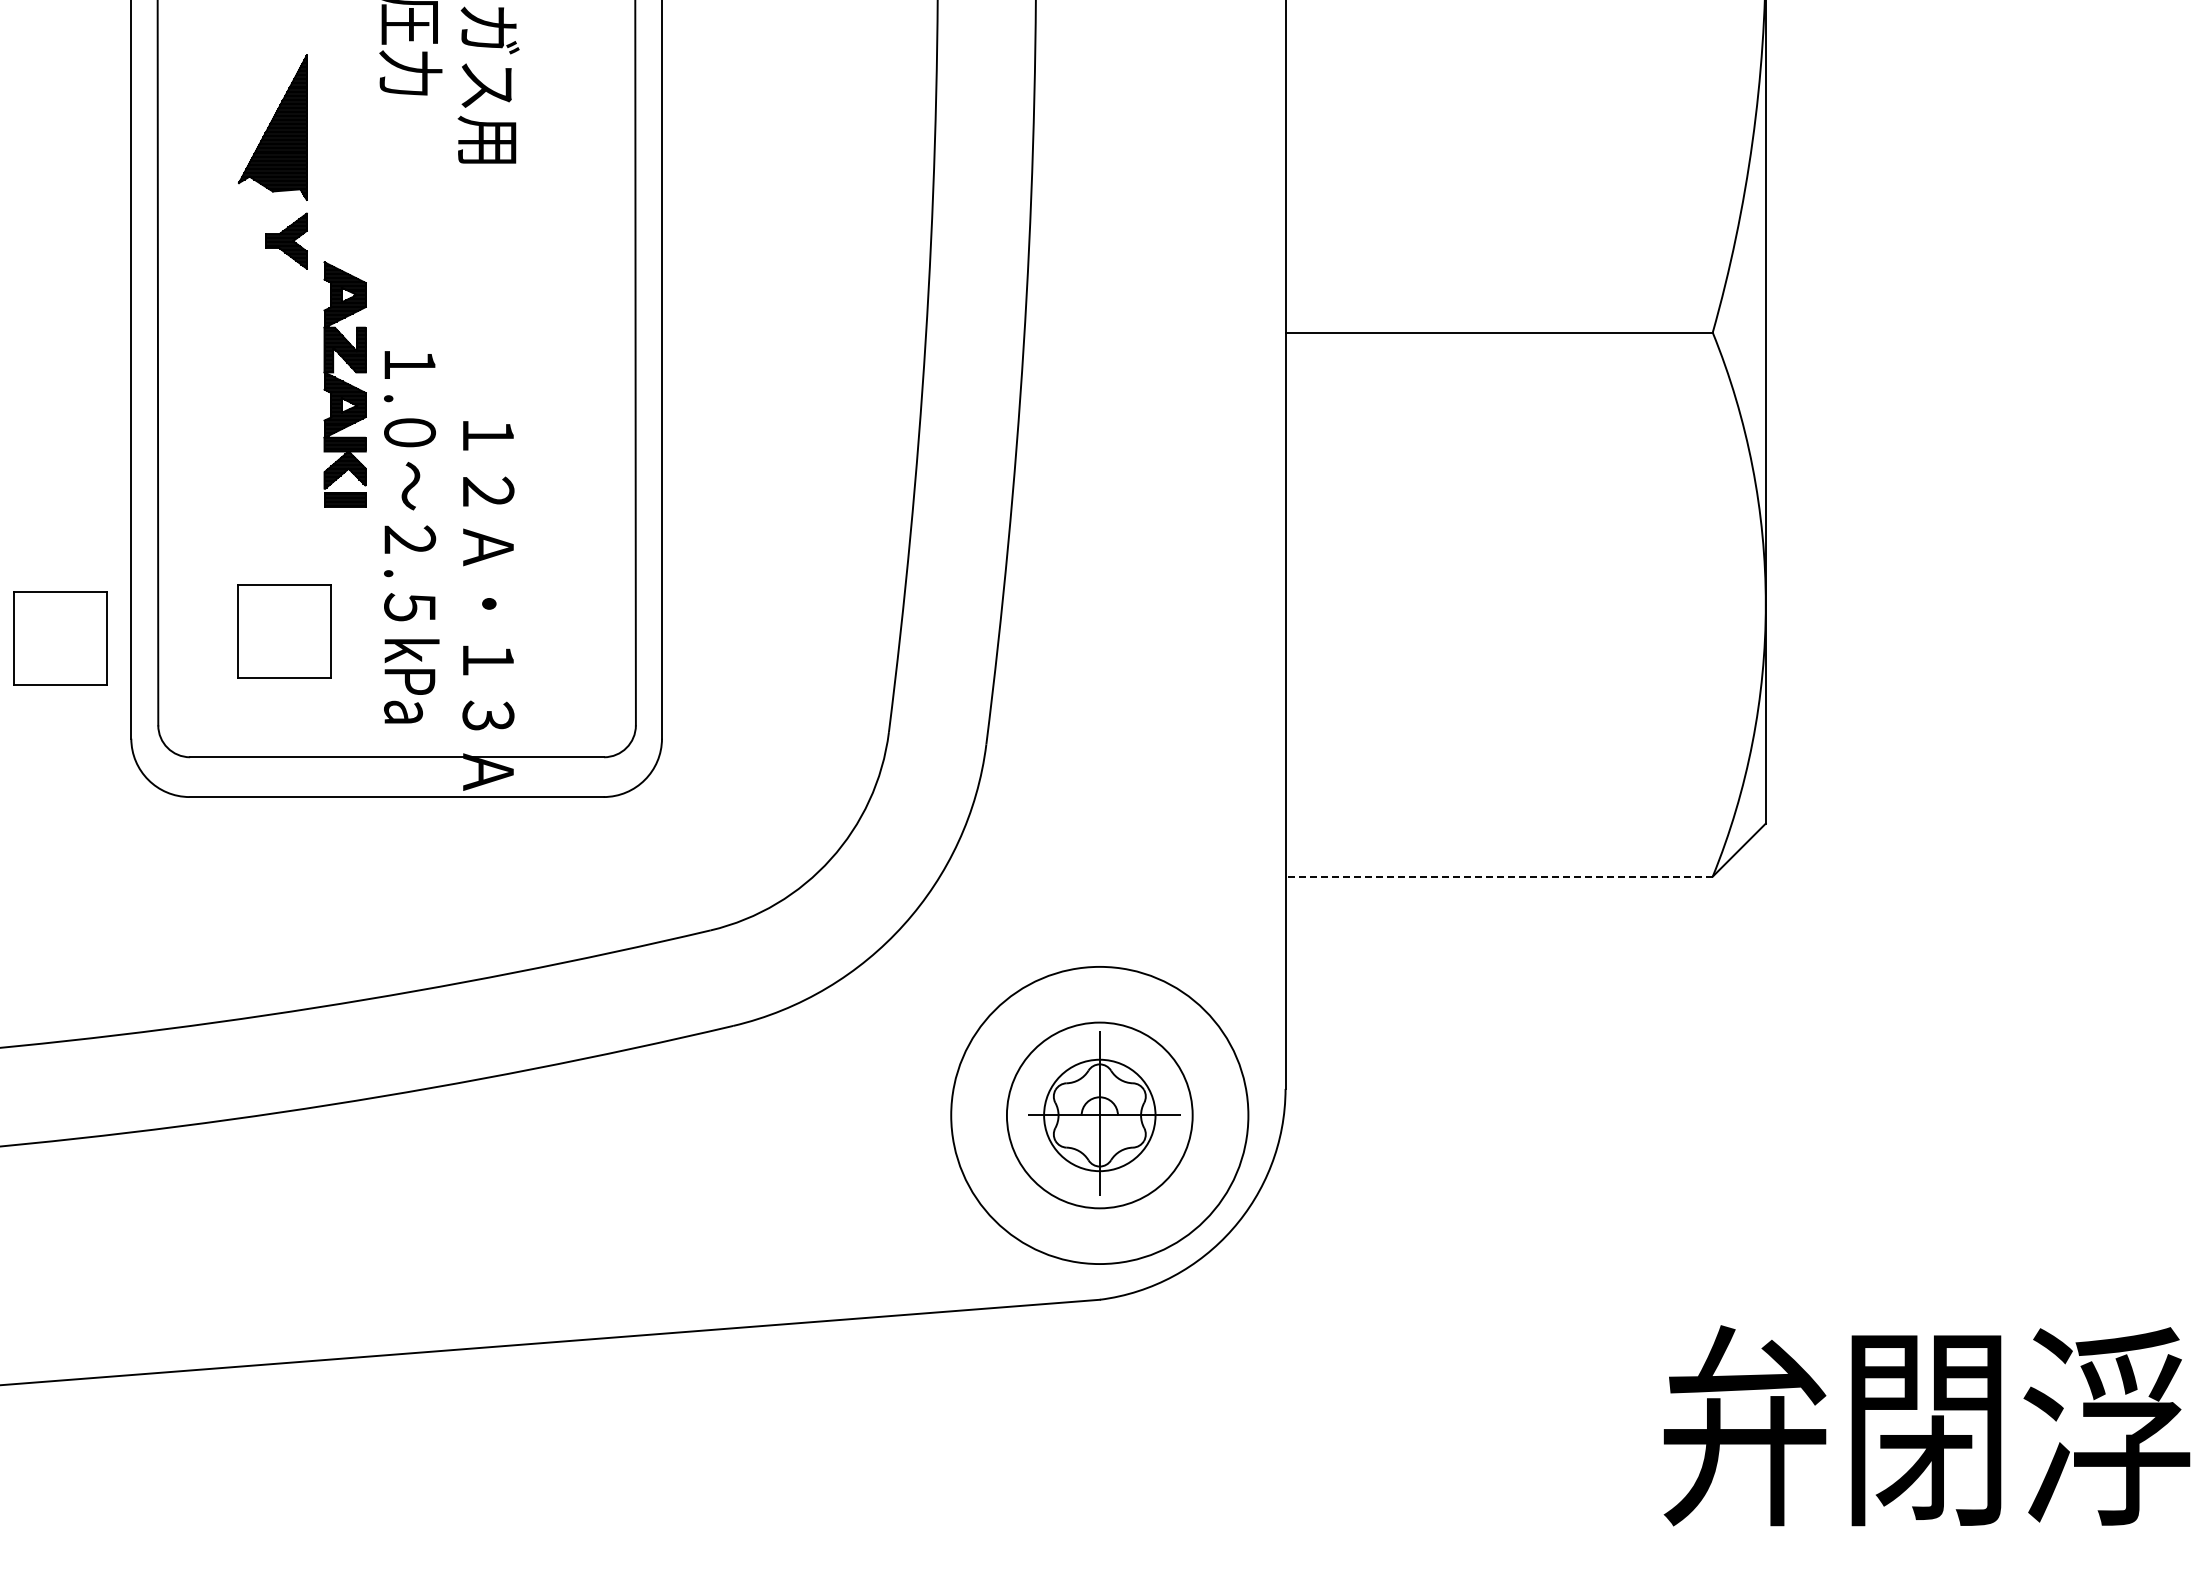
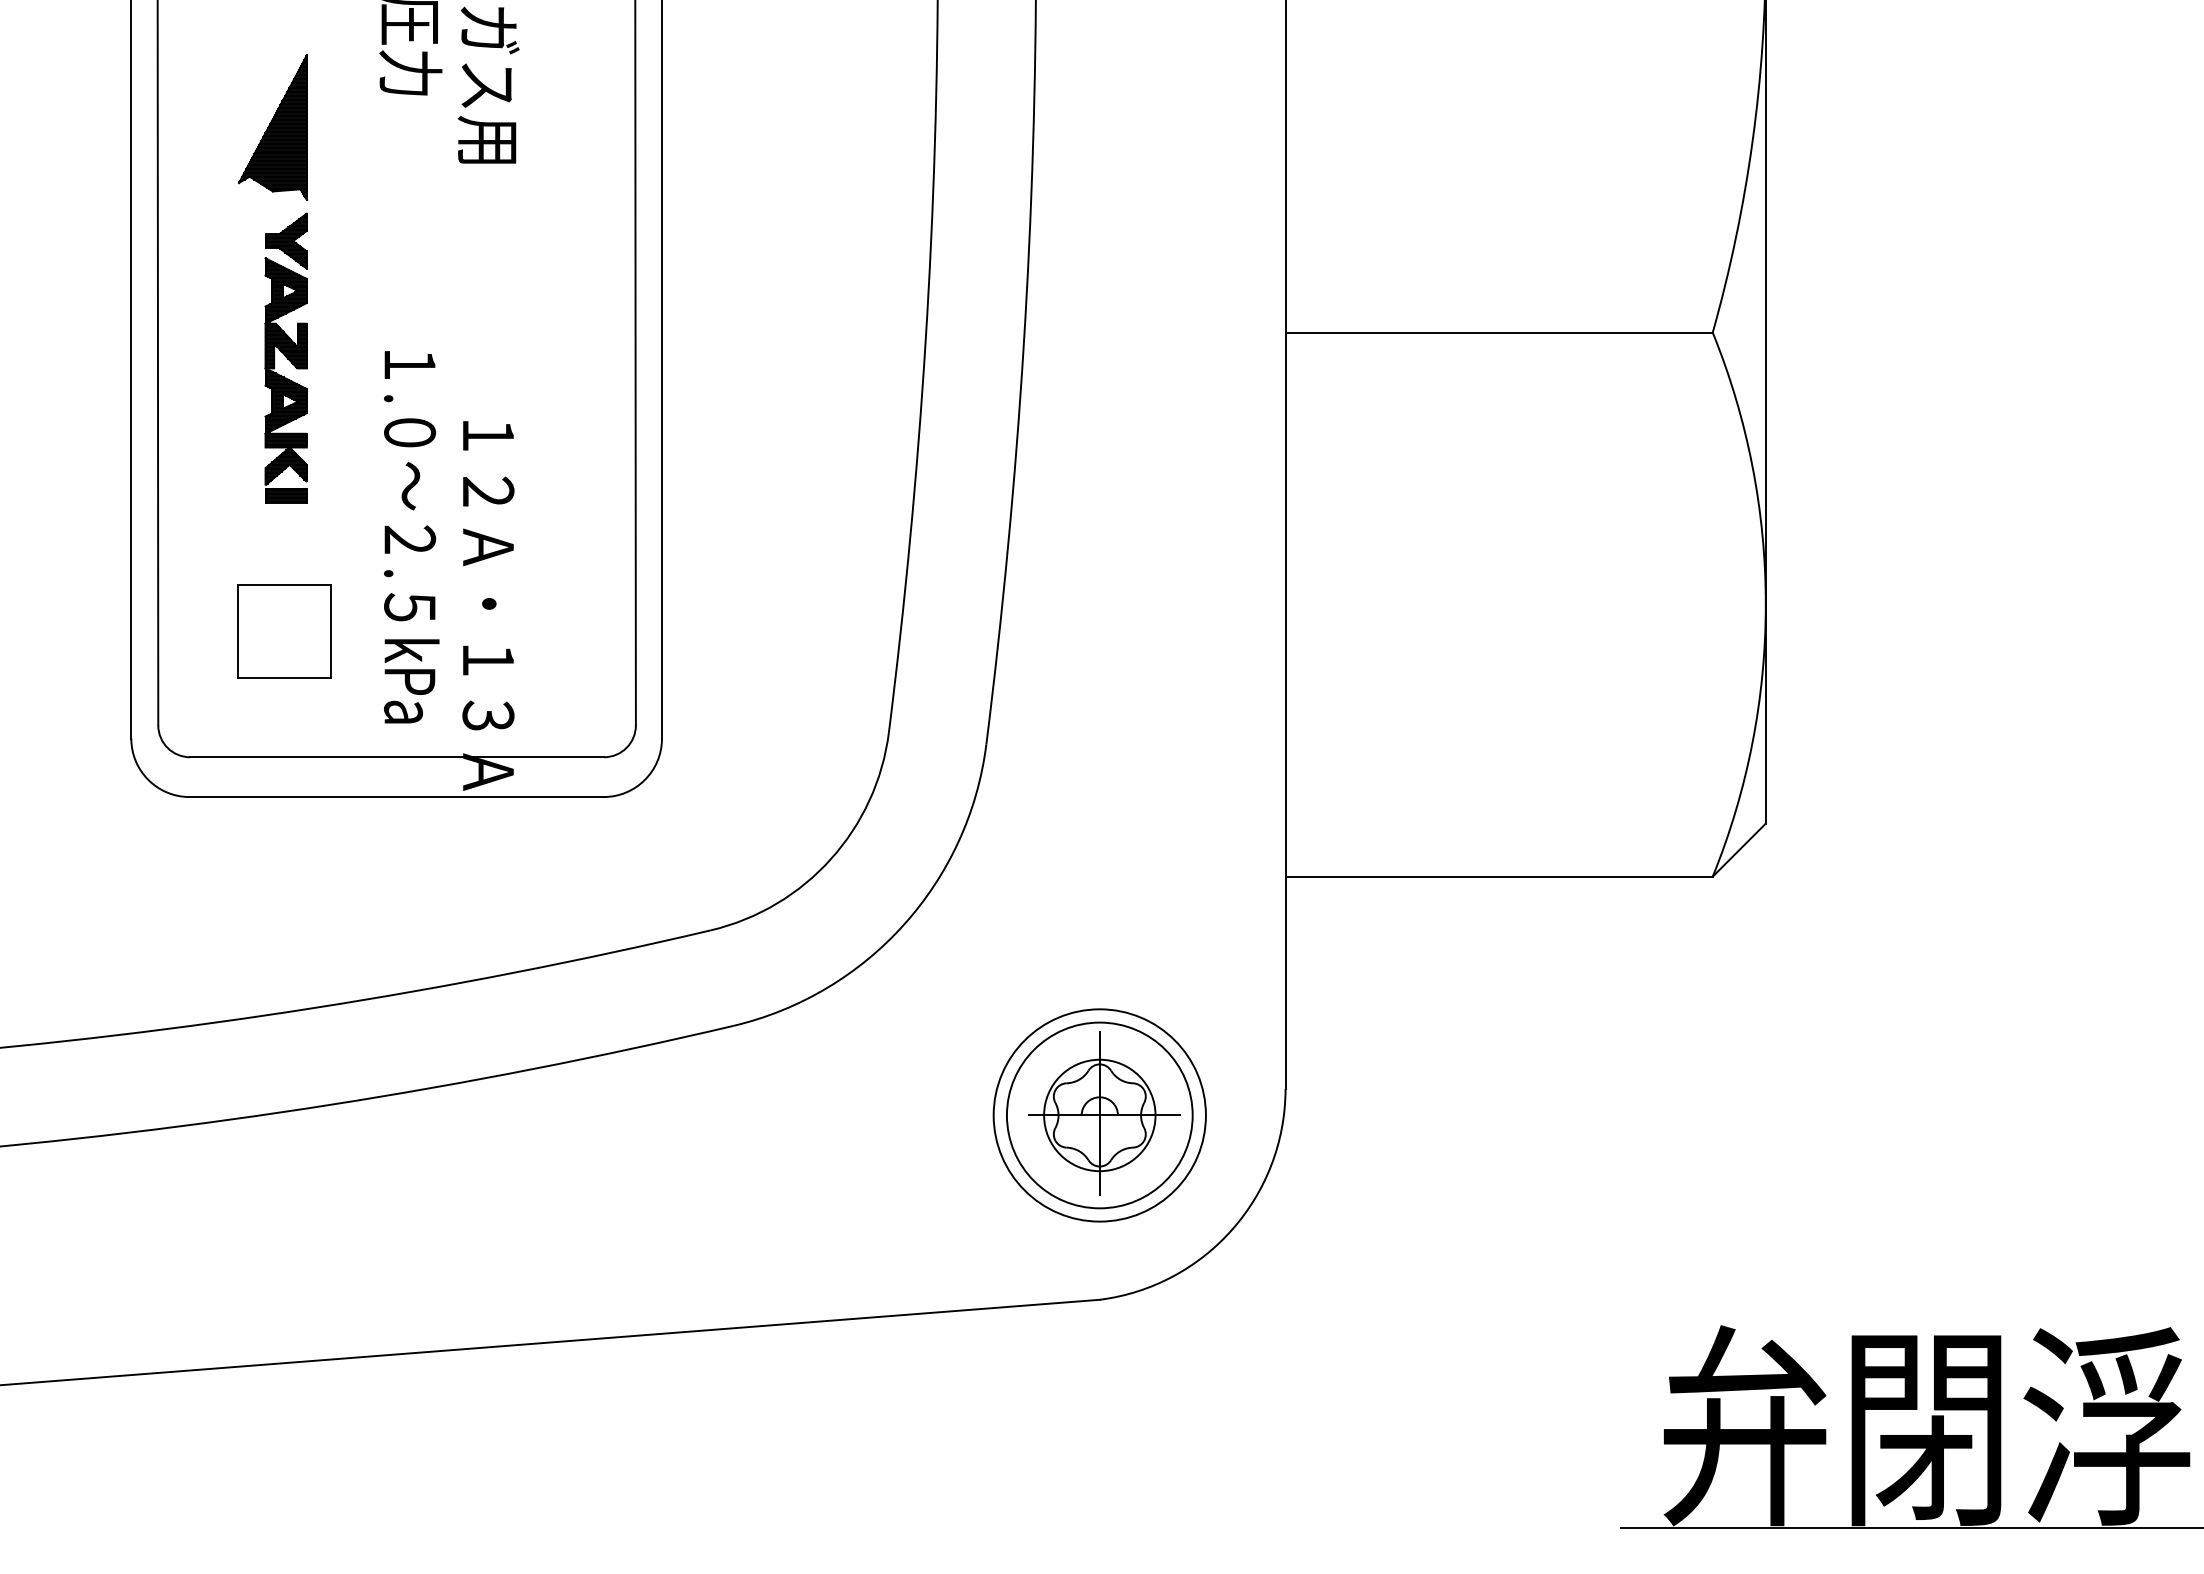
part position: (344, 384) -> (285, 380) (285, 380)
part: present -> none (60, 638)
line: dashed -> solid (1499, 876)
circle diameter: 297 px -> 212 px (1099, 1115)
line: none -> present (1910, 1528)
